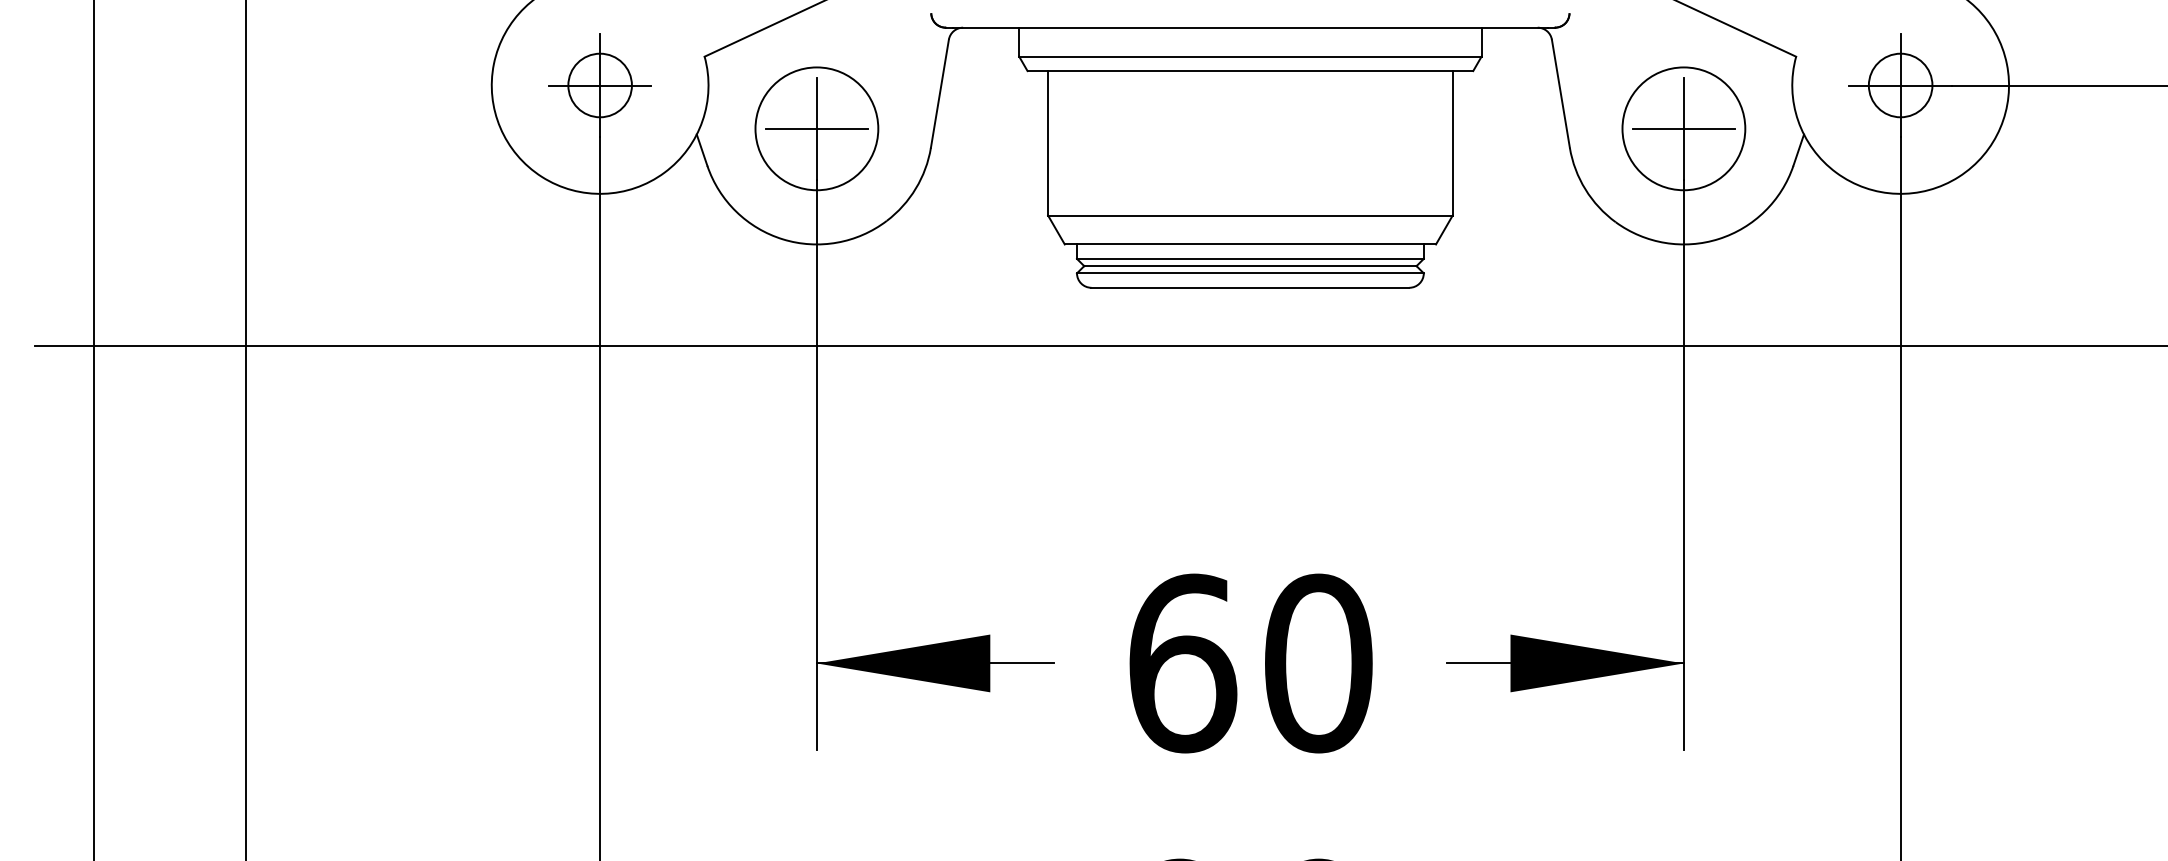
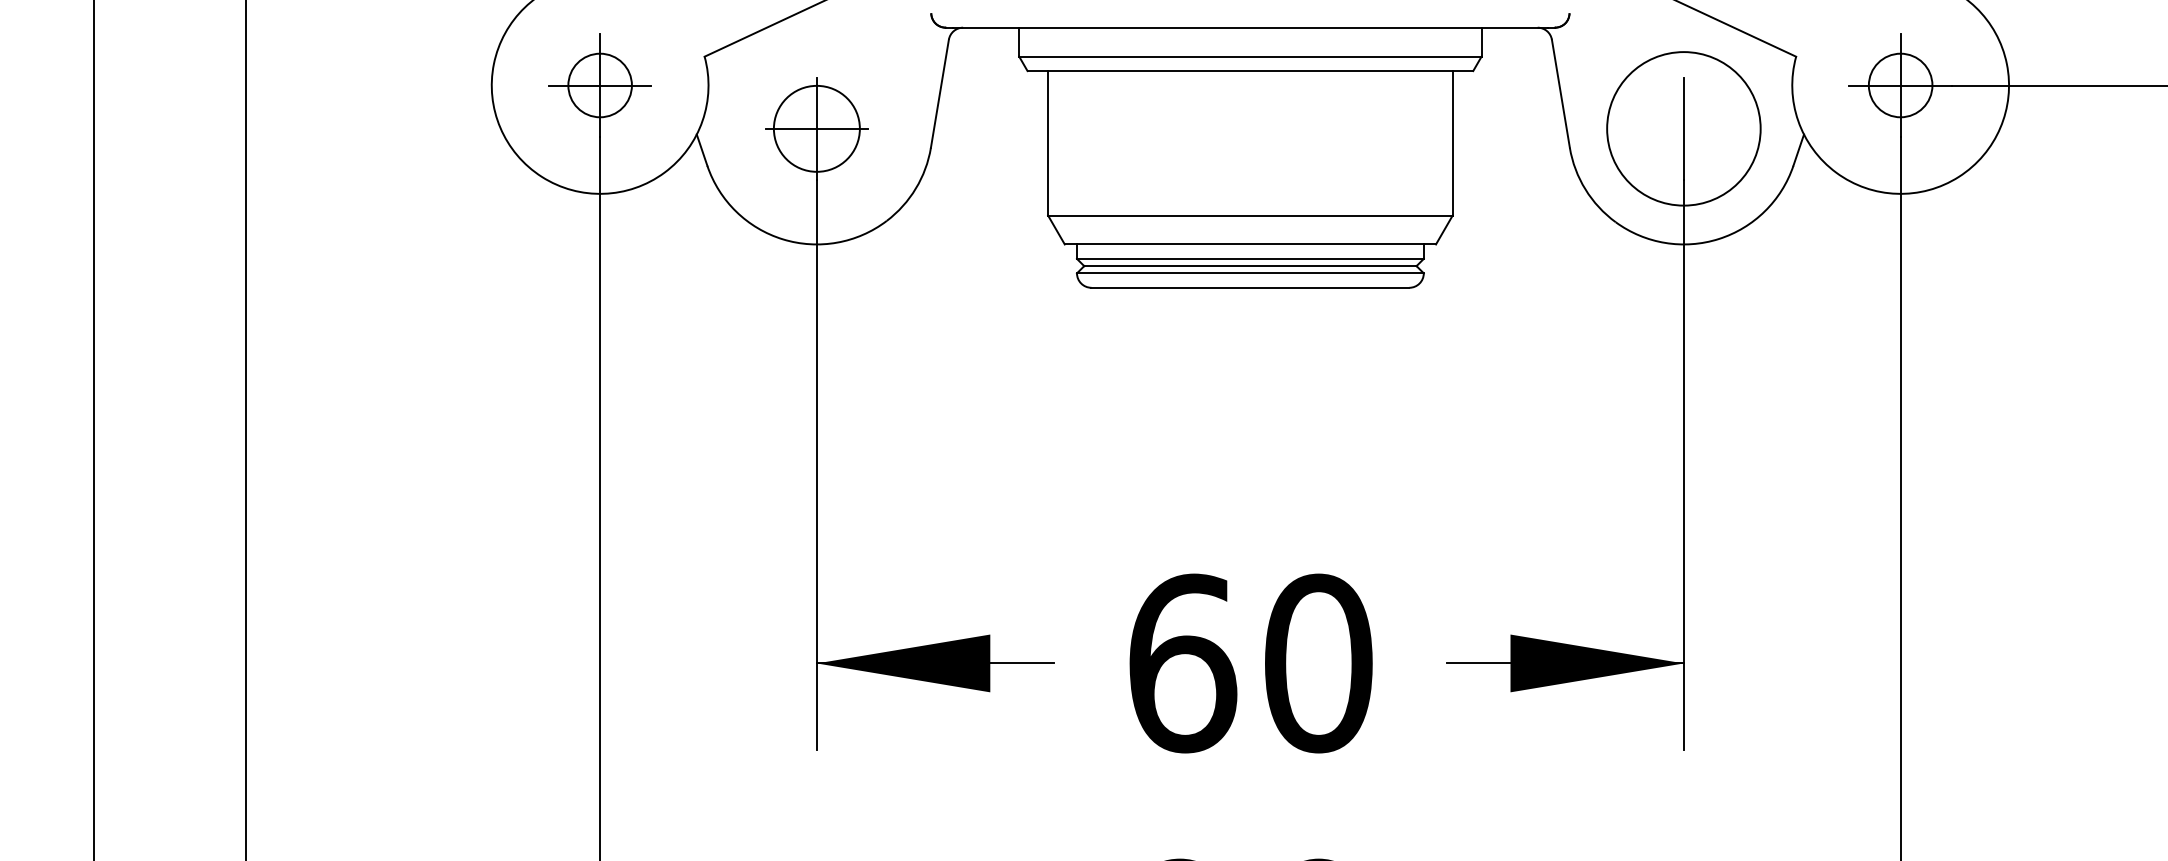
circle diameter: 123 px -> 86 px (816, 128)
circle diameter: 123 px -> 154 px (1683, 128)
line: present -> none (1683, 128)
line: present -> none (1099, 345)
